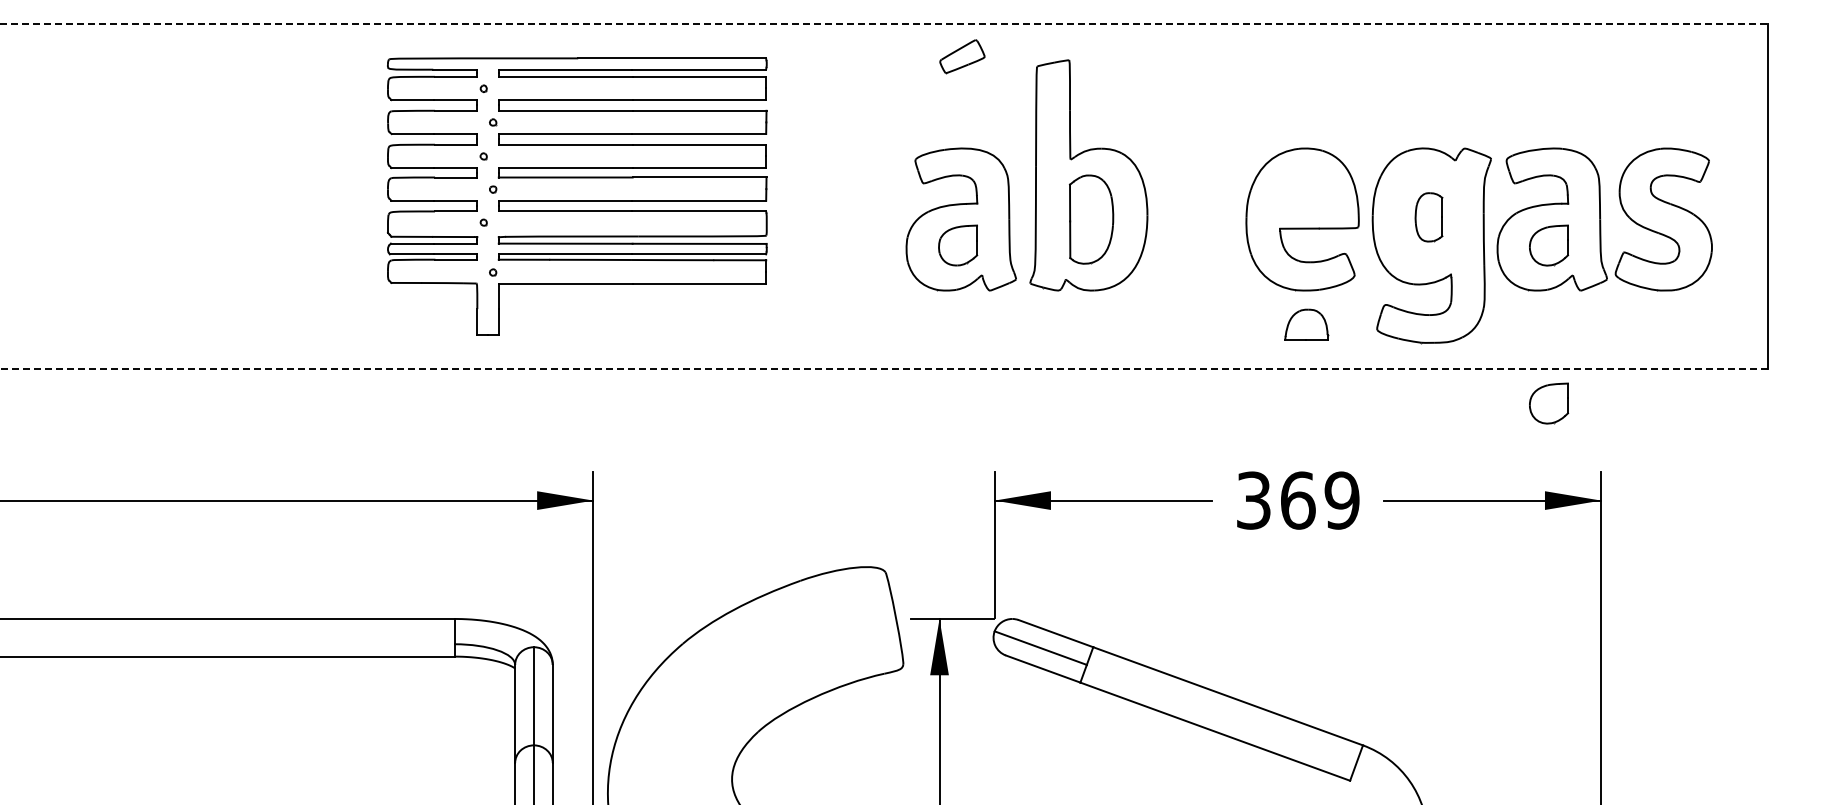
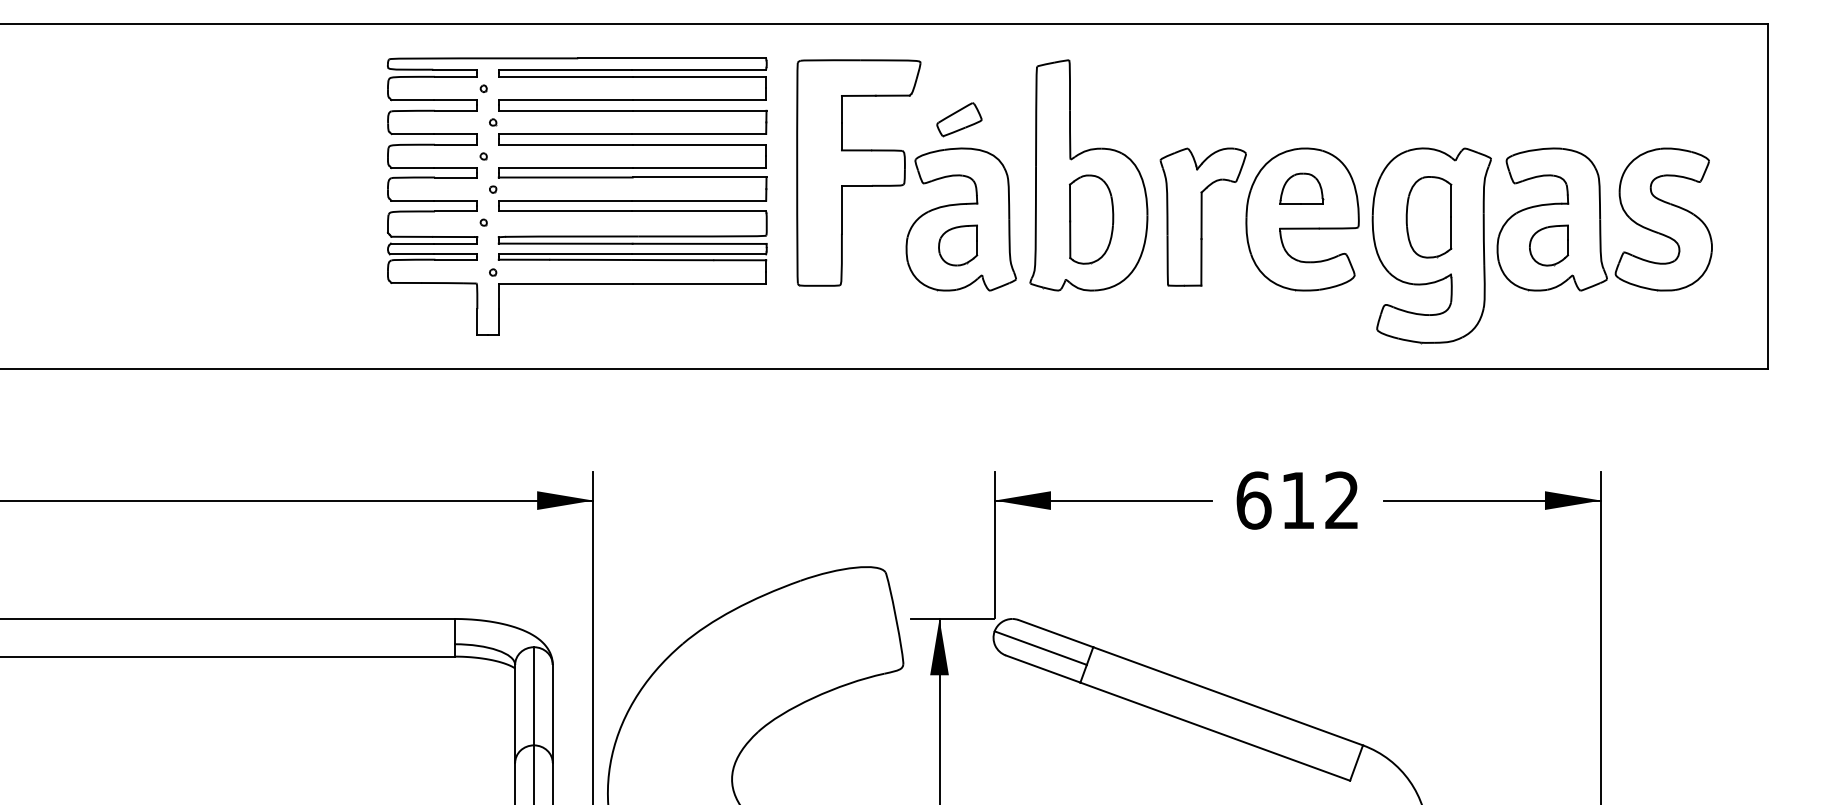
line: dashed -> solid (884, 24)
part position: (962, 56) -> (959, 119) (959, 119)
part: none -> present (858, 172)
part: none -> present (1202, 216)
part size: 30x51 px -> 48x83 px (1428, 217)
part position: (1306, 324) -> (1301, 188) (1301, 188)
line: dashed -> solid (884, 369)
part: present -> none (1549, 403)
text: 369 -> 612 (1297, 500)
